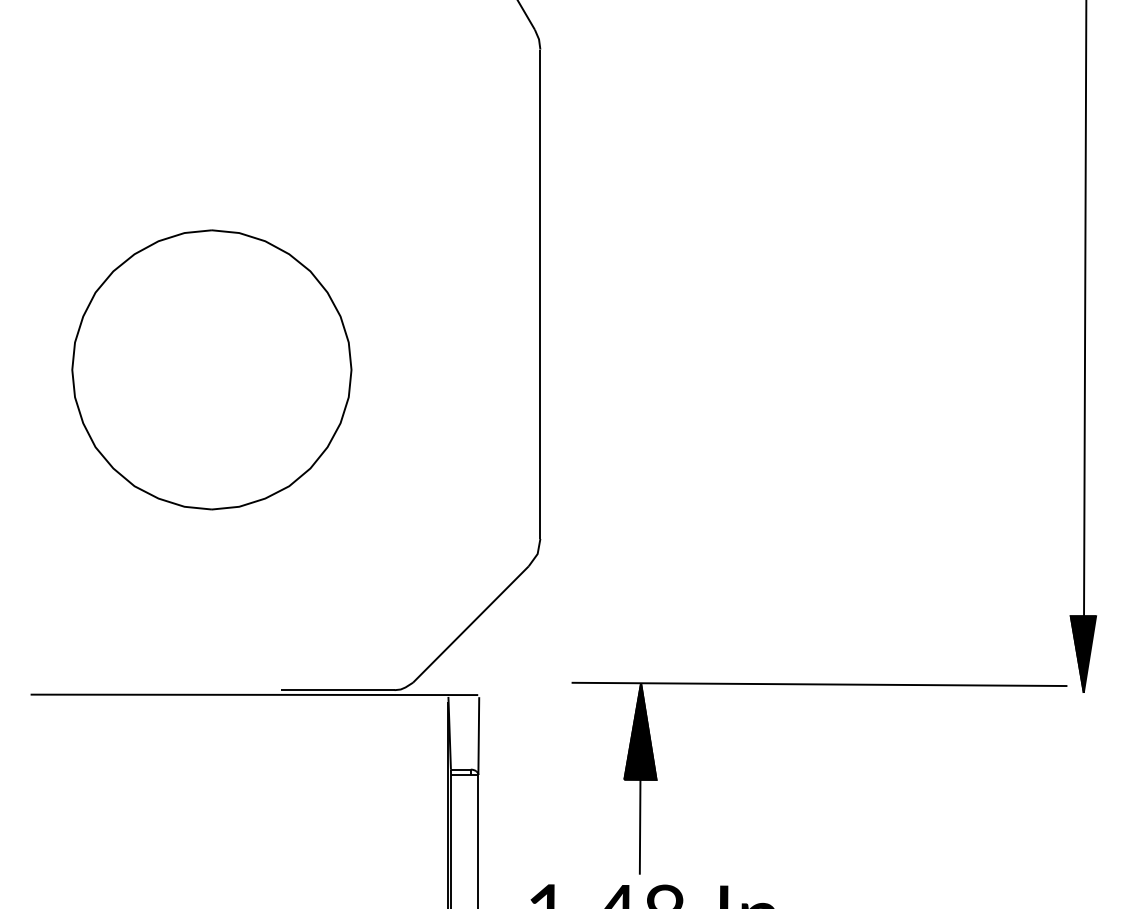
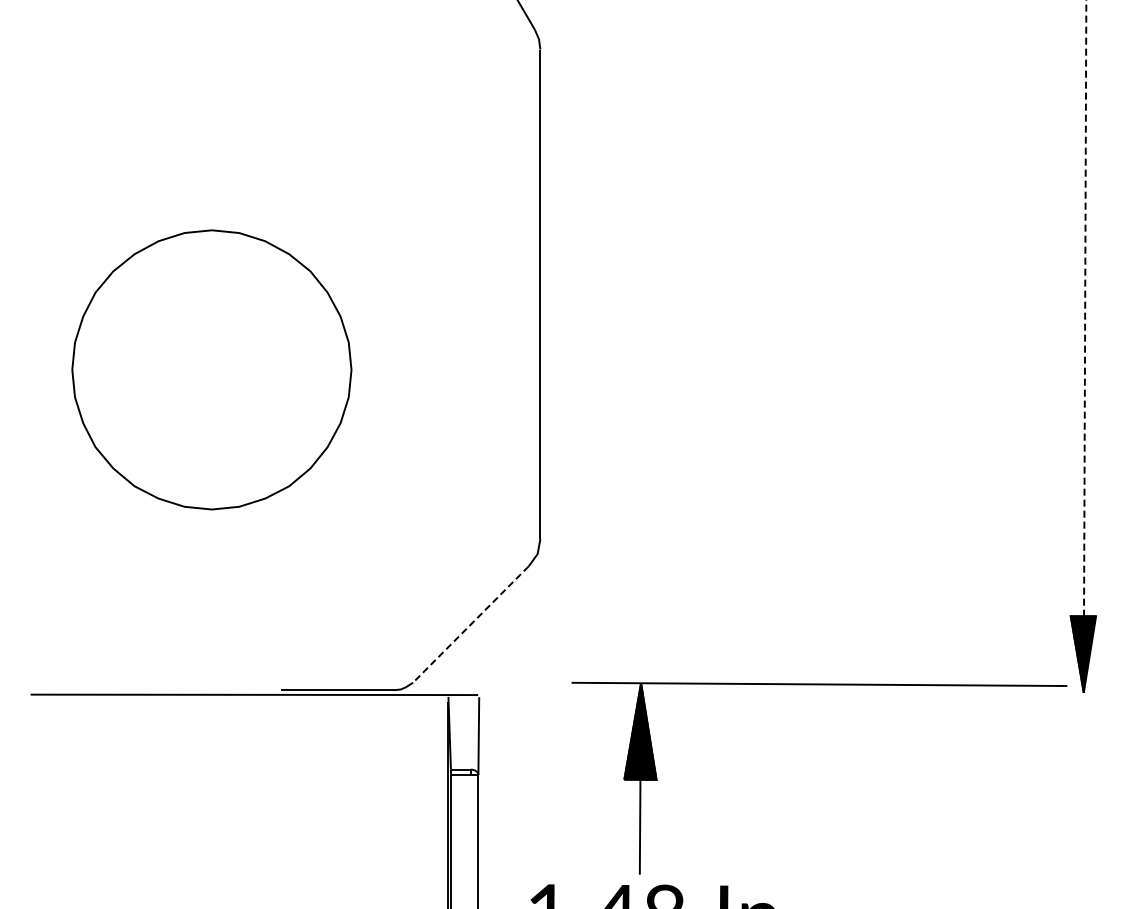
line: solid -> dashed (1085, 341)
line: solid -> dashed (470, 624)
